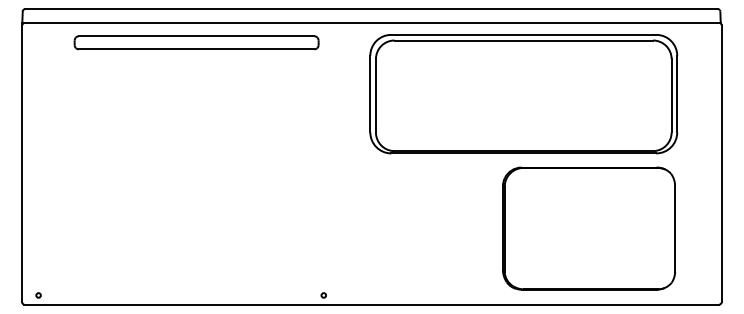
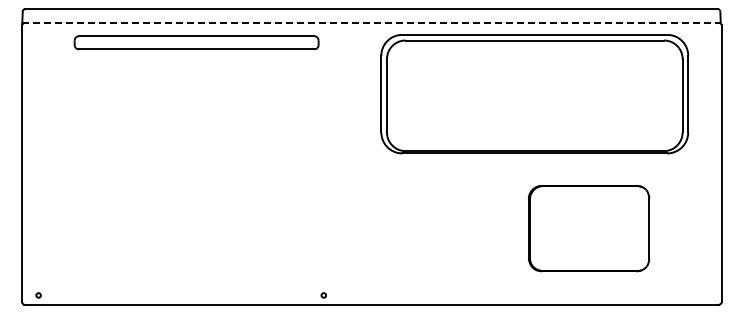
line: solid -> dashed (372, 23)
part position: (523, 94) -> (534, 94) (534, 94)
part size: 174x125 px -> 123x88 px (589, 228)
